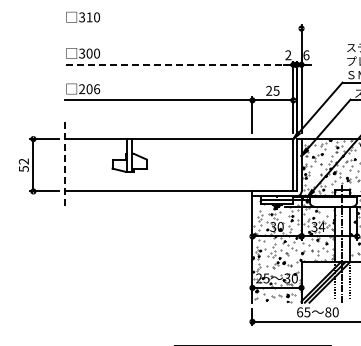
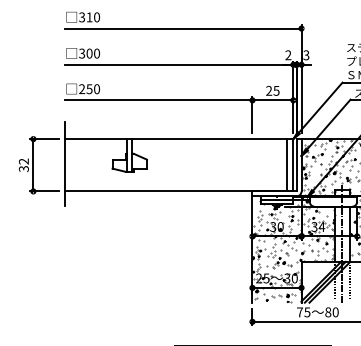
line: none -> present (183, 28)
text: 6 -> 3 (306, 55)
line: dashed -> solid (178, 64)
text: 206 -> 250 (93, 89)
line: dashed -> solid (65, 163)
line: none -> present (286, 165)
text: 52 -> 32 (23, 168)
text: 65 -> 75 (300, 312)
